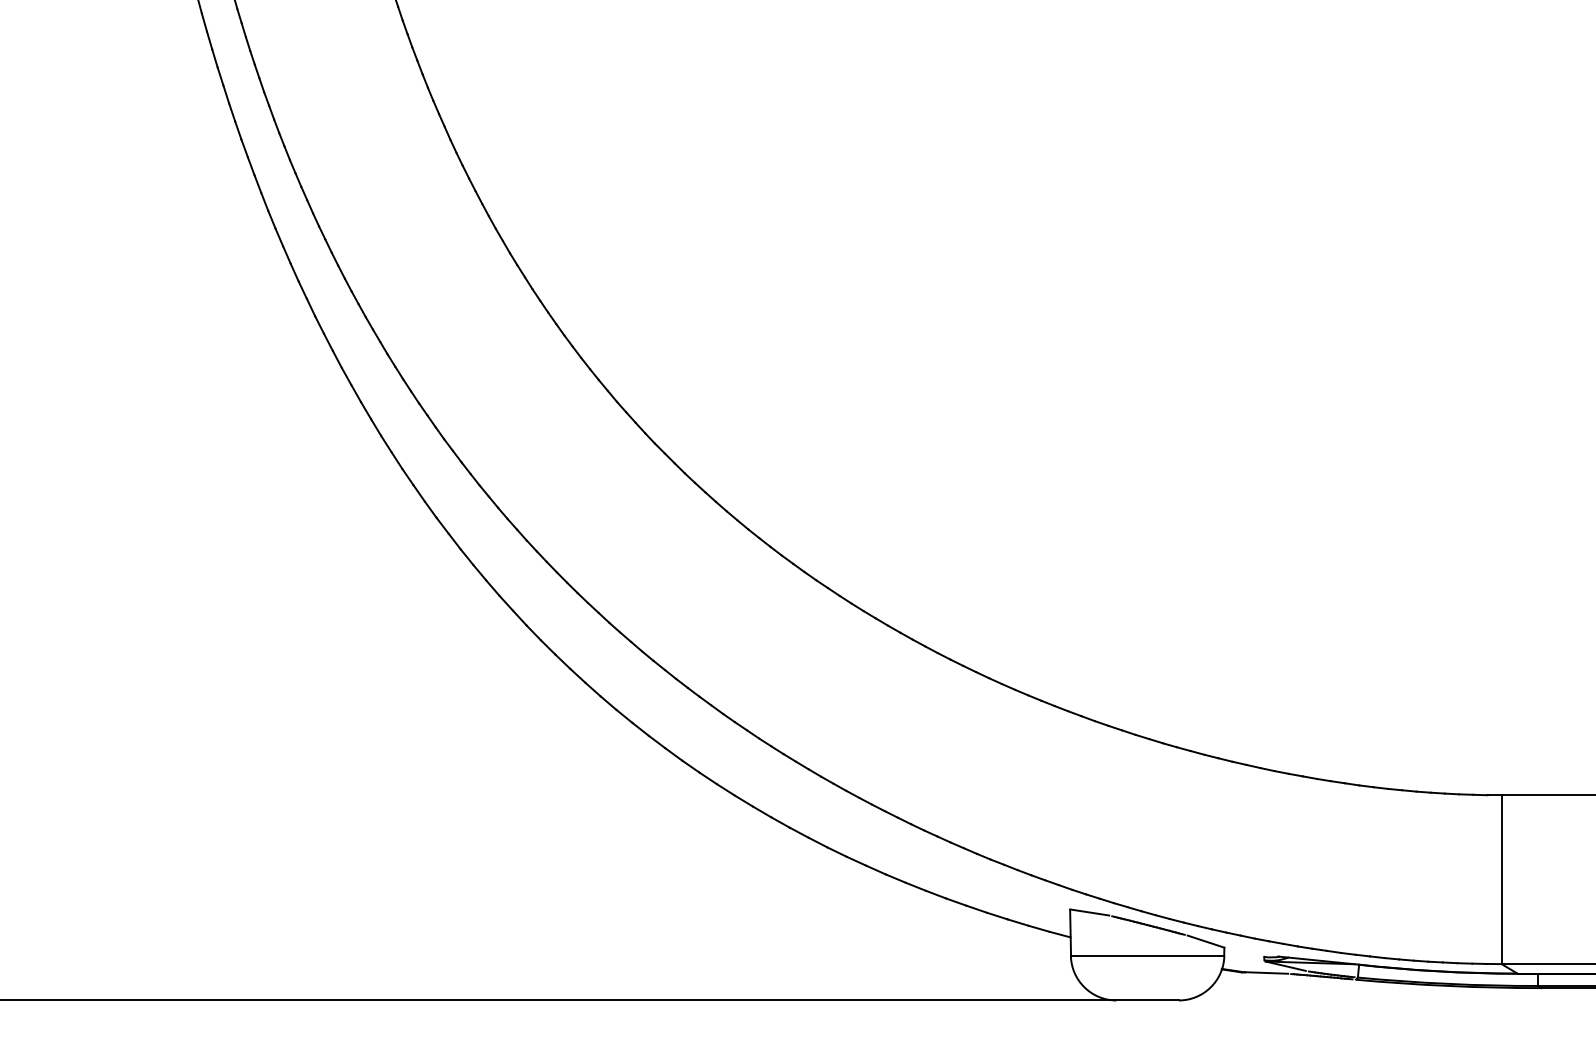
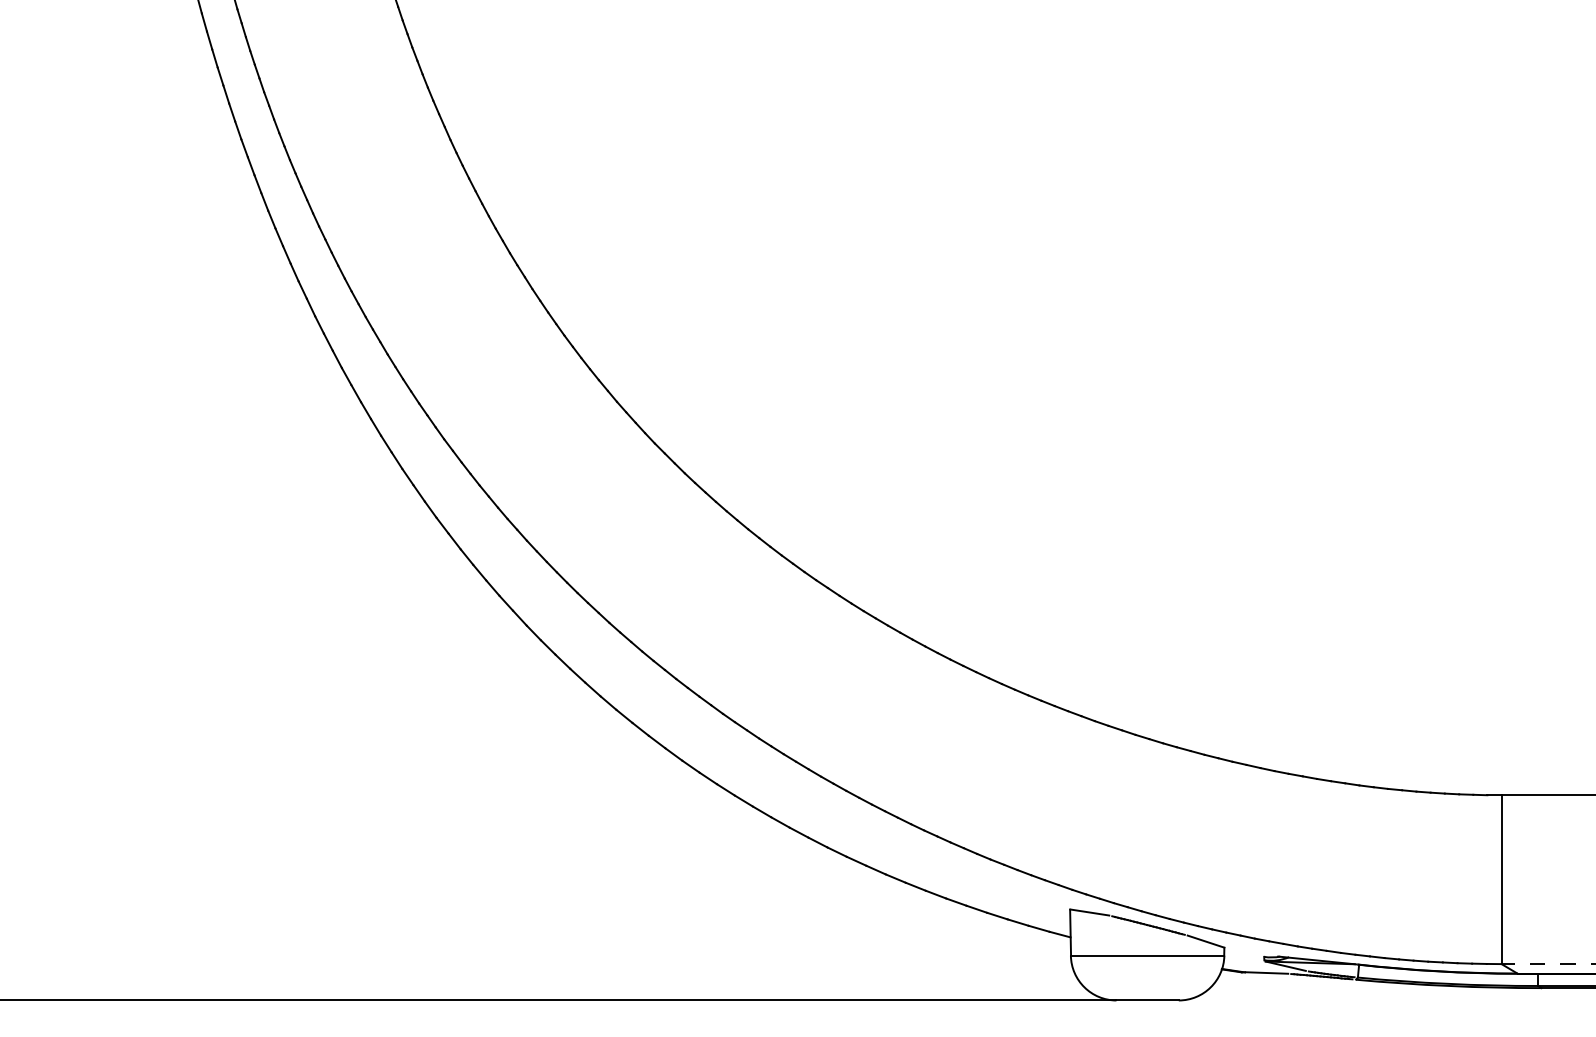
line: solid -> dashed (1548, 964)
